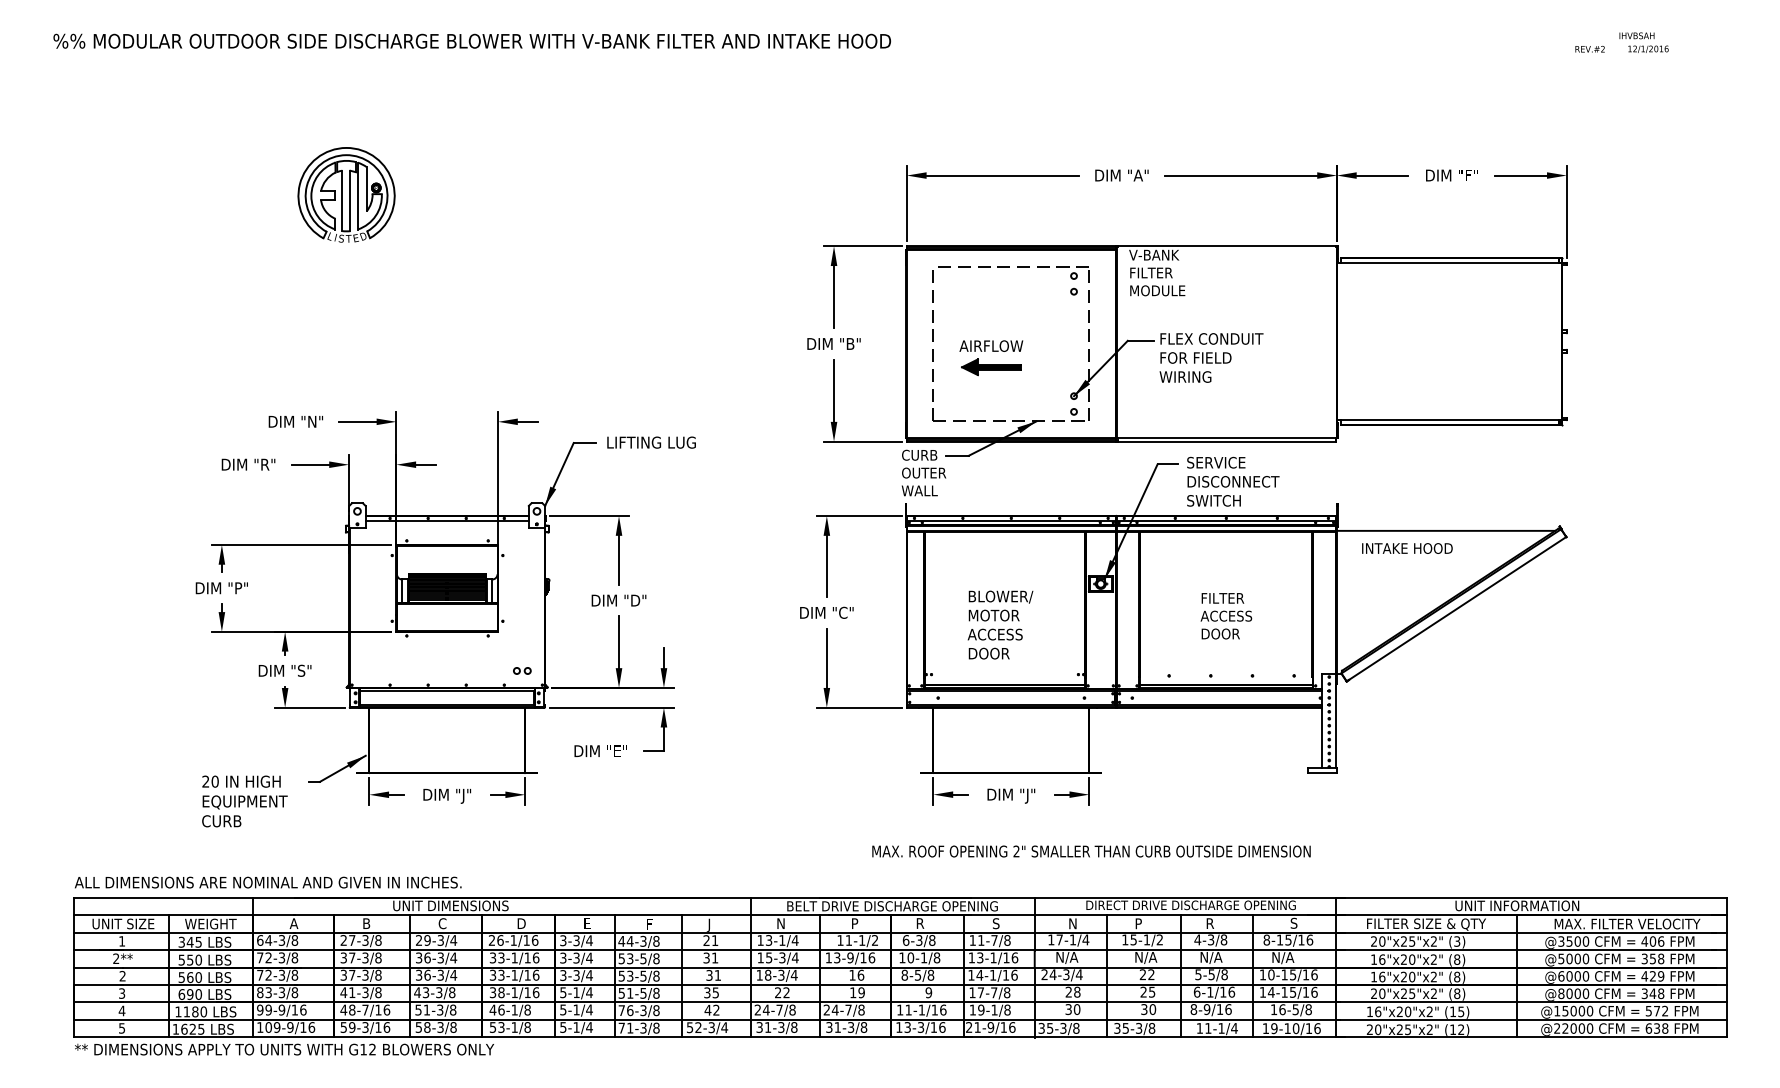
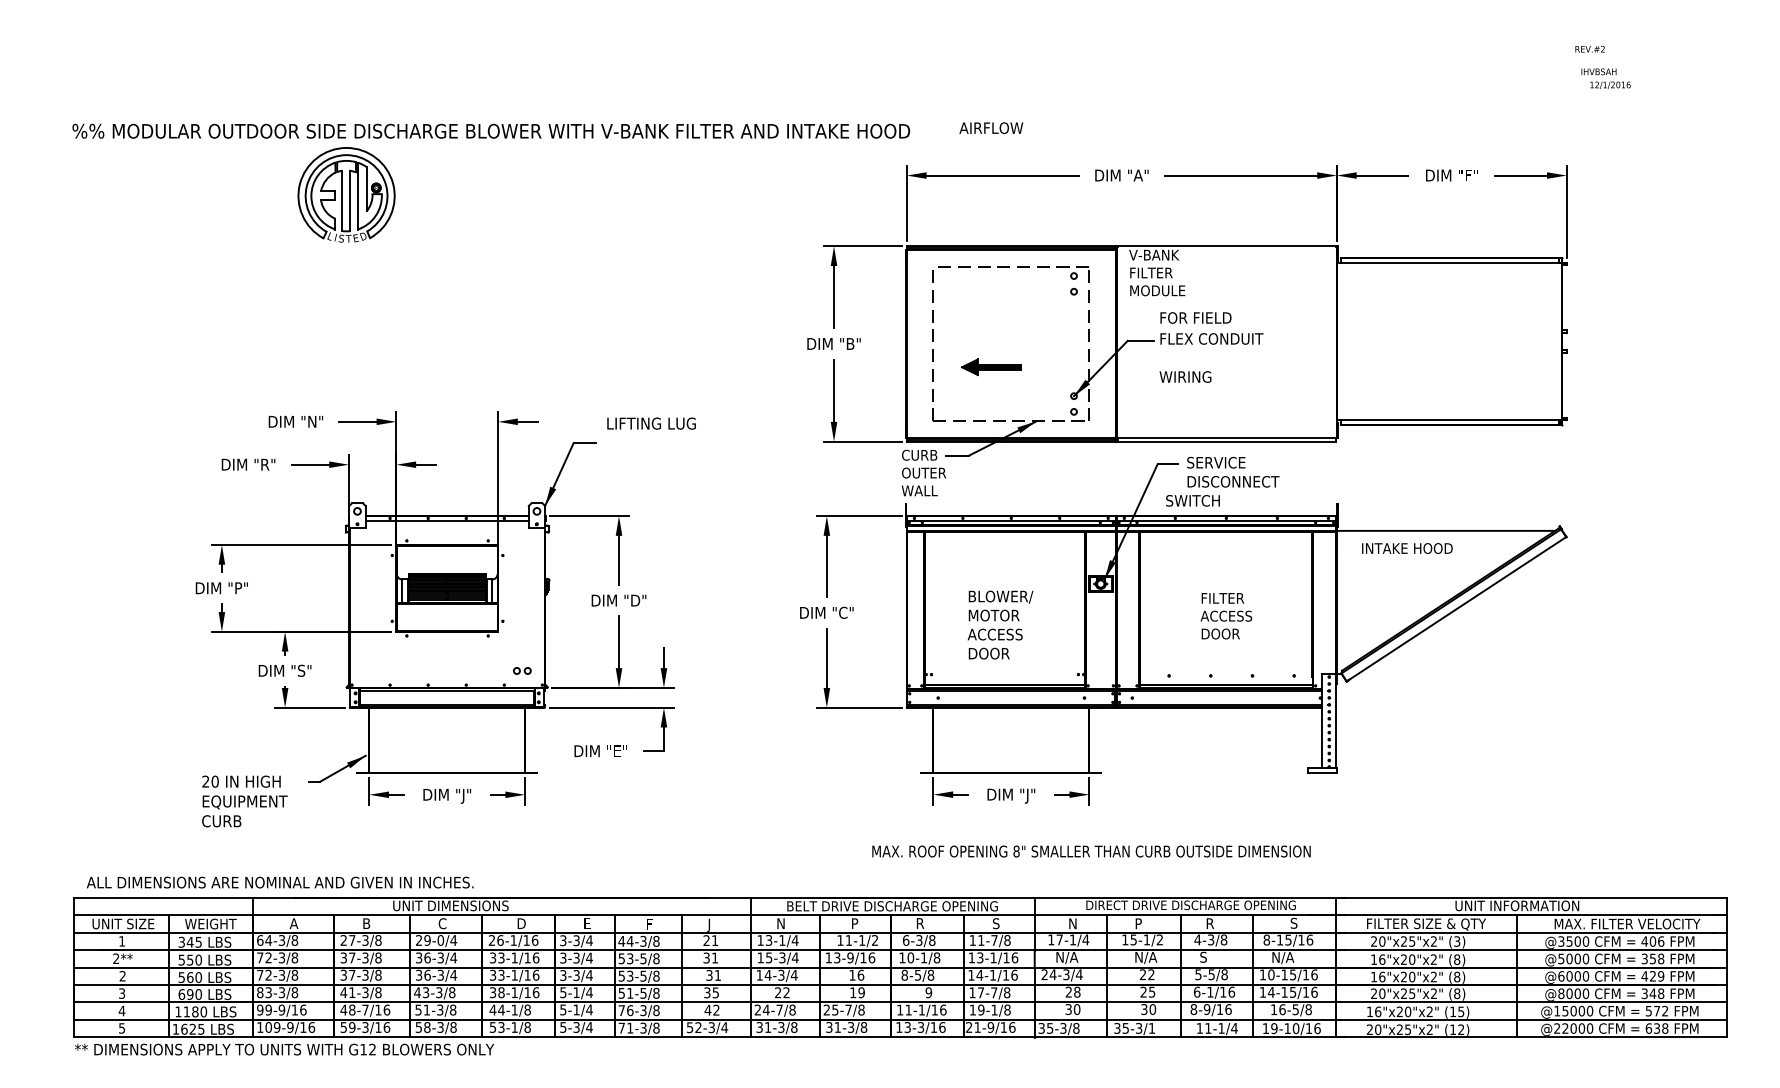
text position: (471, 40) -> (490, 130) (490, 130)
text position: (1643, 42) -> (1605, 78) (1605, 78)
text position: (991, 345) -> (991, 127) (991, 127)
text position: (1195, 357) -> (1195, 317) (1195, 317)
text position: (651, 442) -> (651, 423) (651, 423)
text position: (1213, 500) -> (1192, 500) (1192, 500)
text: 2" -> 8" (1016, 851)
text position: (268, 882) -> (280, 882) (280, 882)
text: 29-3/4 -> 29-0/4 (440, 940)
text: N/A -> S (1211, 957)
text: 18-3/4 -> 14-3/4 (767, 974)
text: 46-1/8 -> 44-1/8 (501, 1009)
text: 24-7/8 -> 25-7/8 (834, 1009)
text: 5-1/4 -> 5-3/4 (576, 1027)
text: 35-3/8 -> 35-3/1 (1151, 1028)
